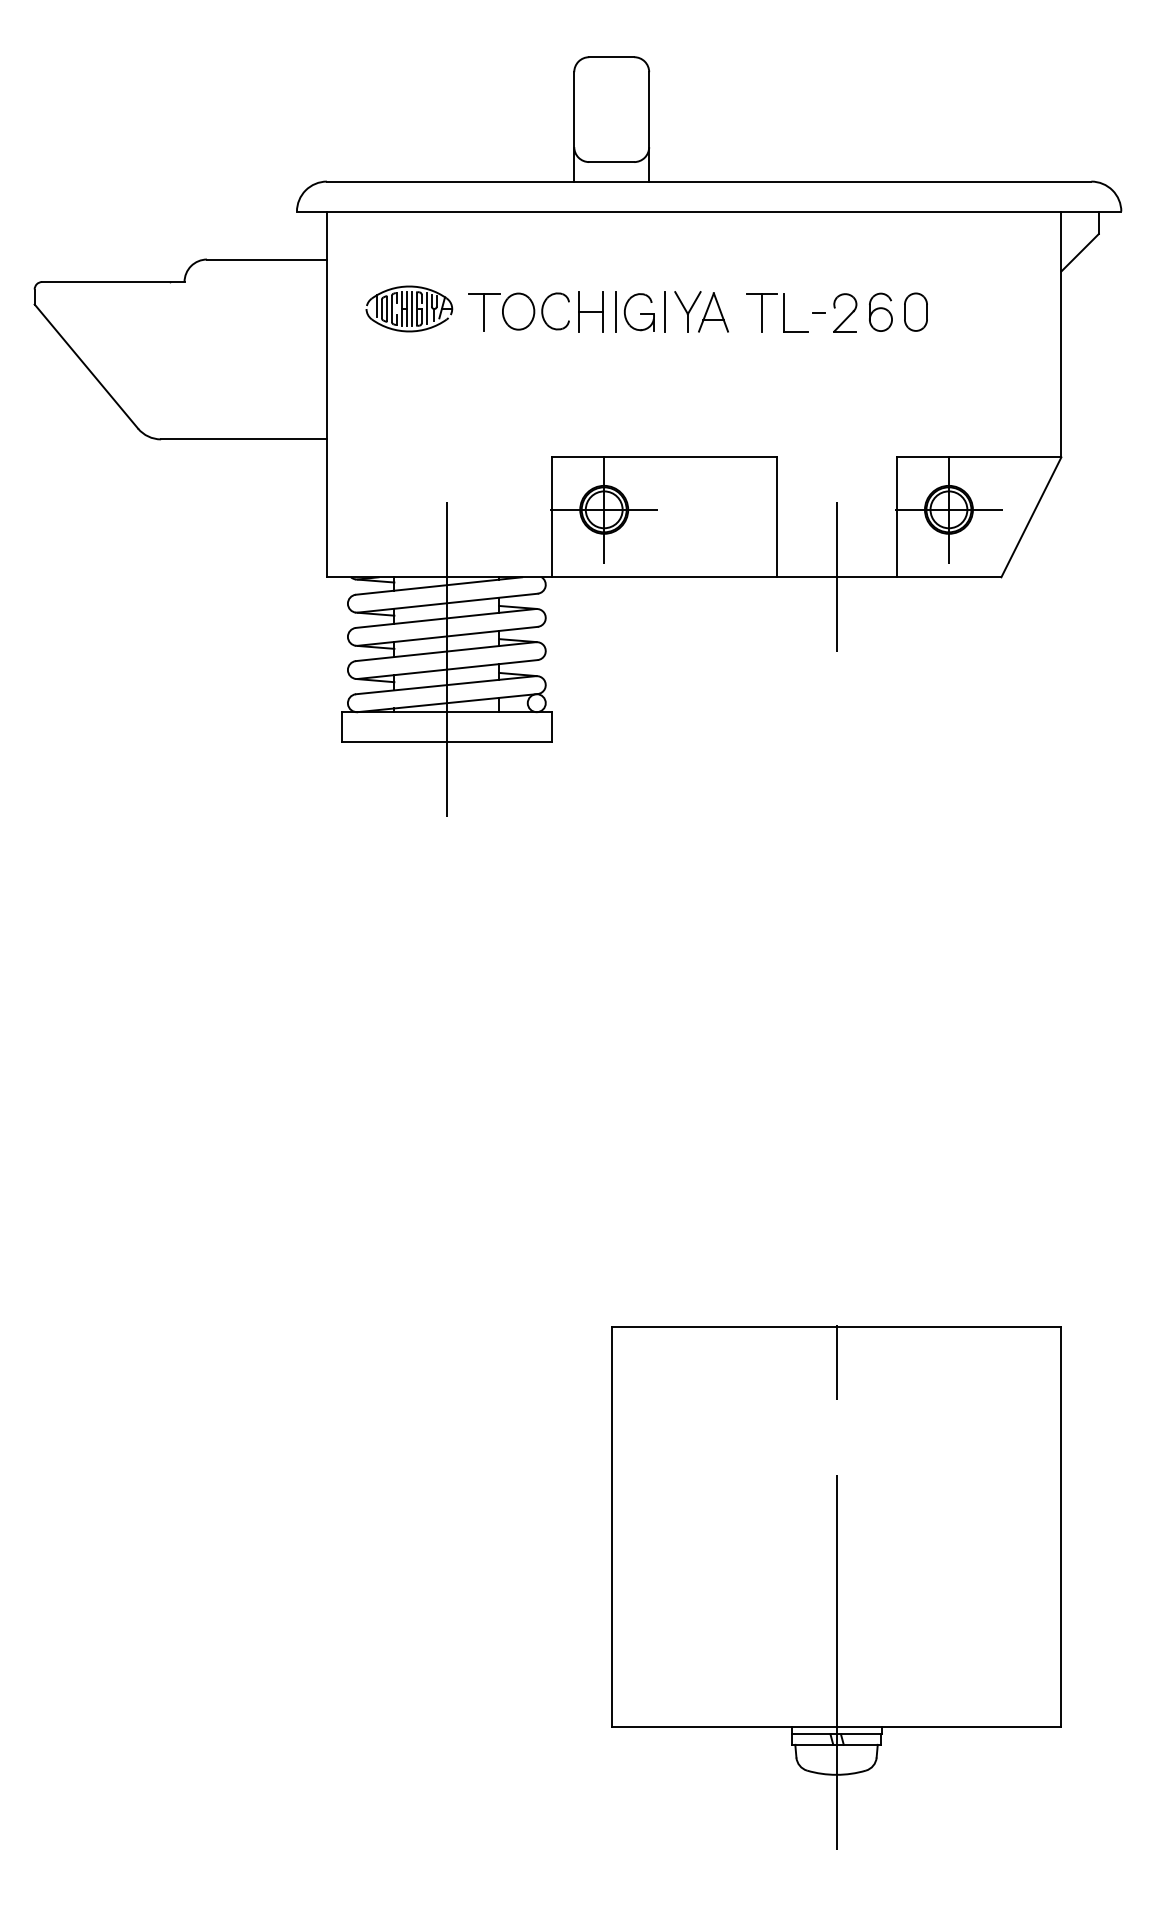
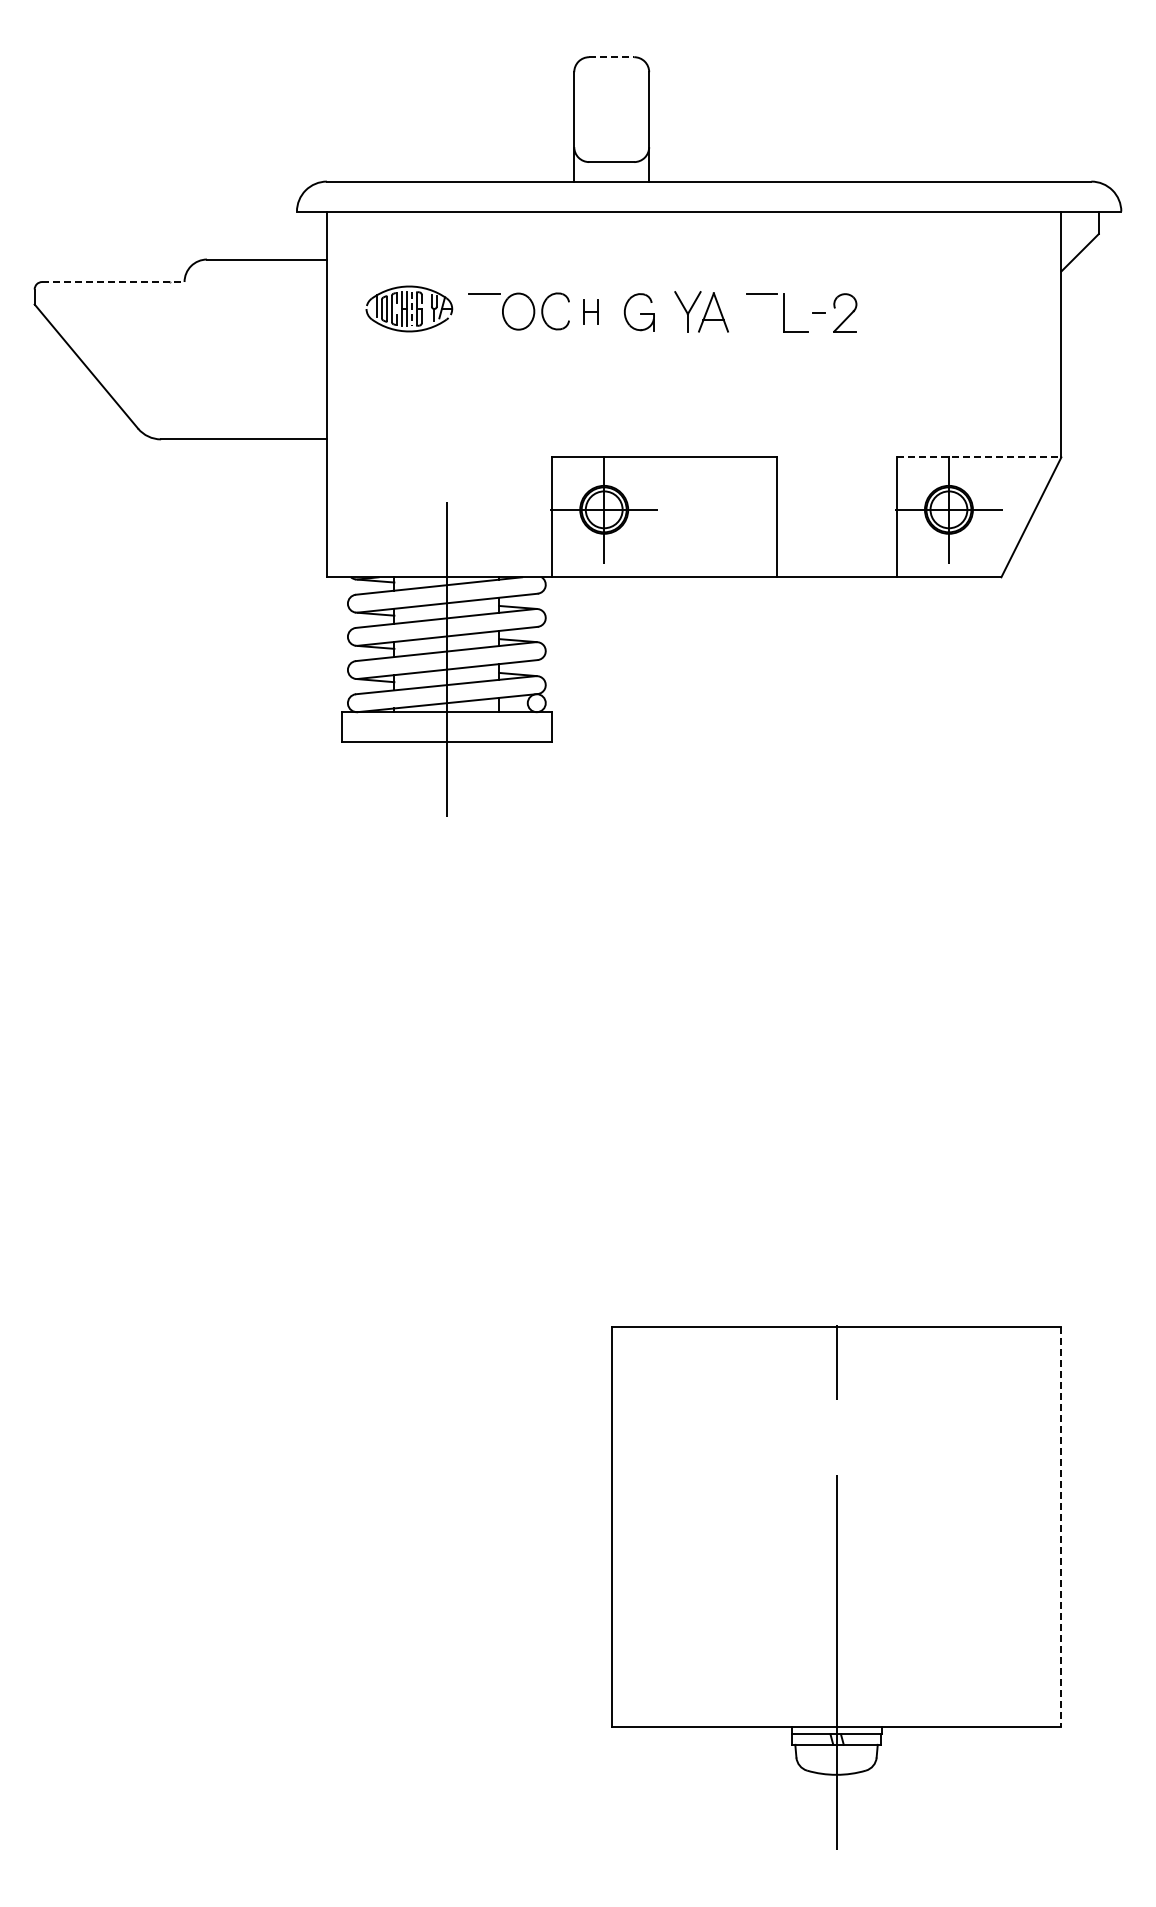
line: solid -> dashed (612, 57)
line: solid -> dashed (113, 282)
line: present -> none (426, 307)
line: solid -> dashed (411, 309)
part size: 26x42 px -> 16x26 px (590, 311)
line: present -> none (615, 311)
line: present -> none (664, 311)
part: present -> none (880, 311)
part: present -> none (915, 311)
line: present -> none (484, 312)
line: present -> none (761, 312)
line: solid -> dashed (979, 457)
line: present -> none (836, 577)
line: solid -> dashed (1061, 1527)
